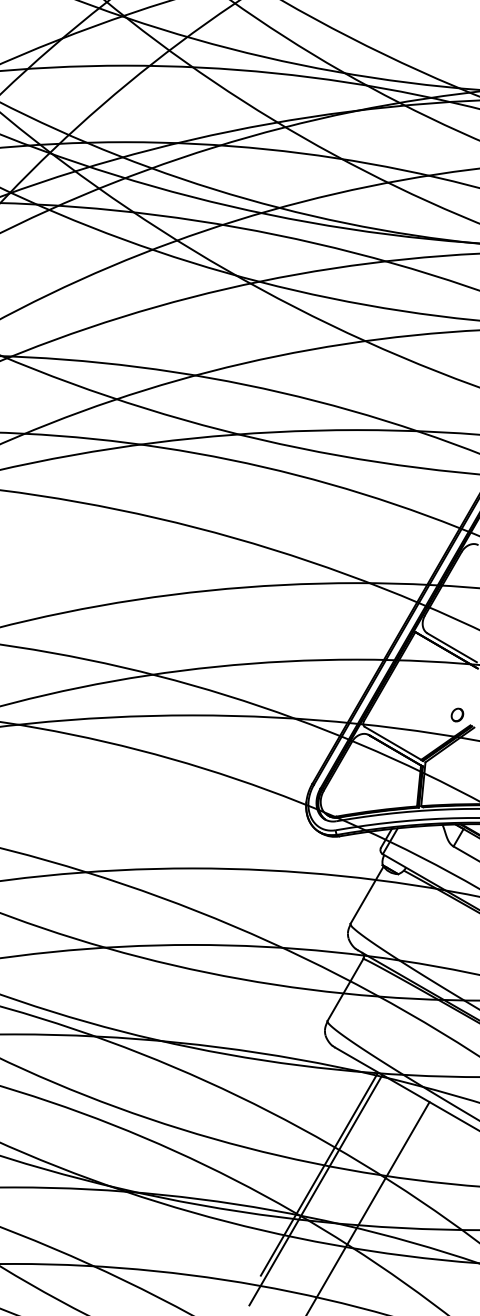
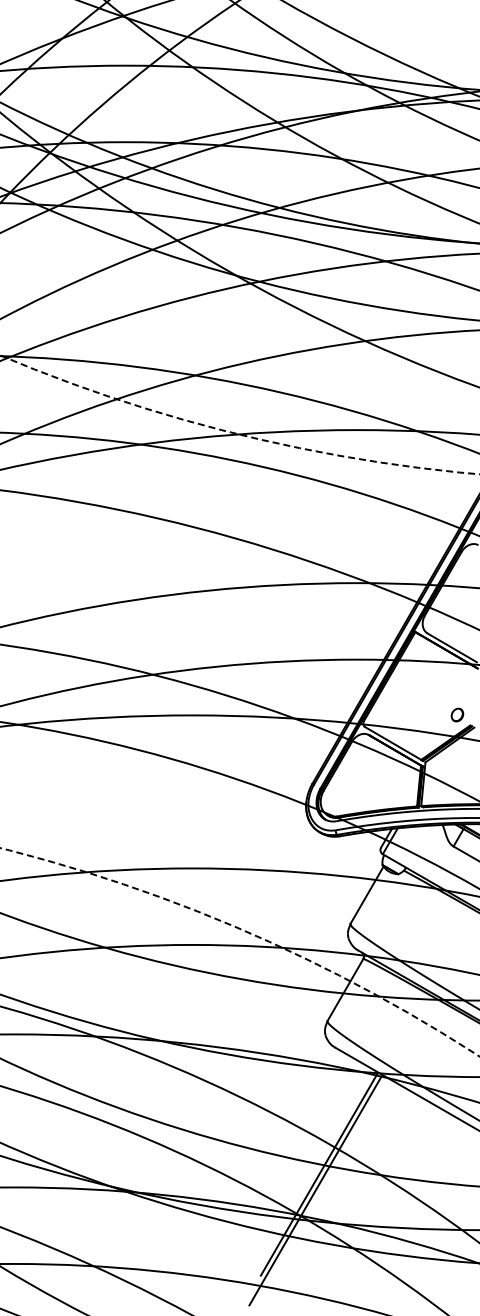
circle: solid -> dashed (239, 414)
circle: solid -> dashed (239, 952)
line: present -> none (368, 1207)
